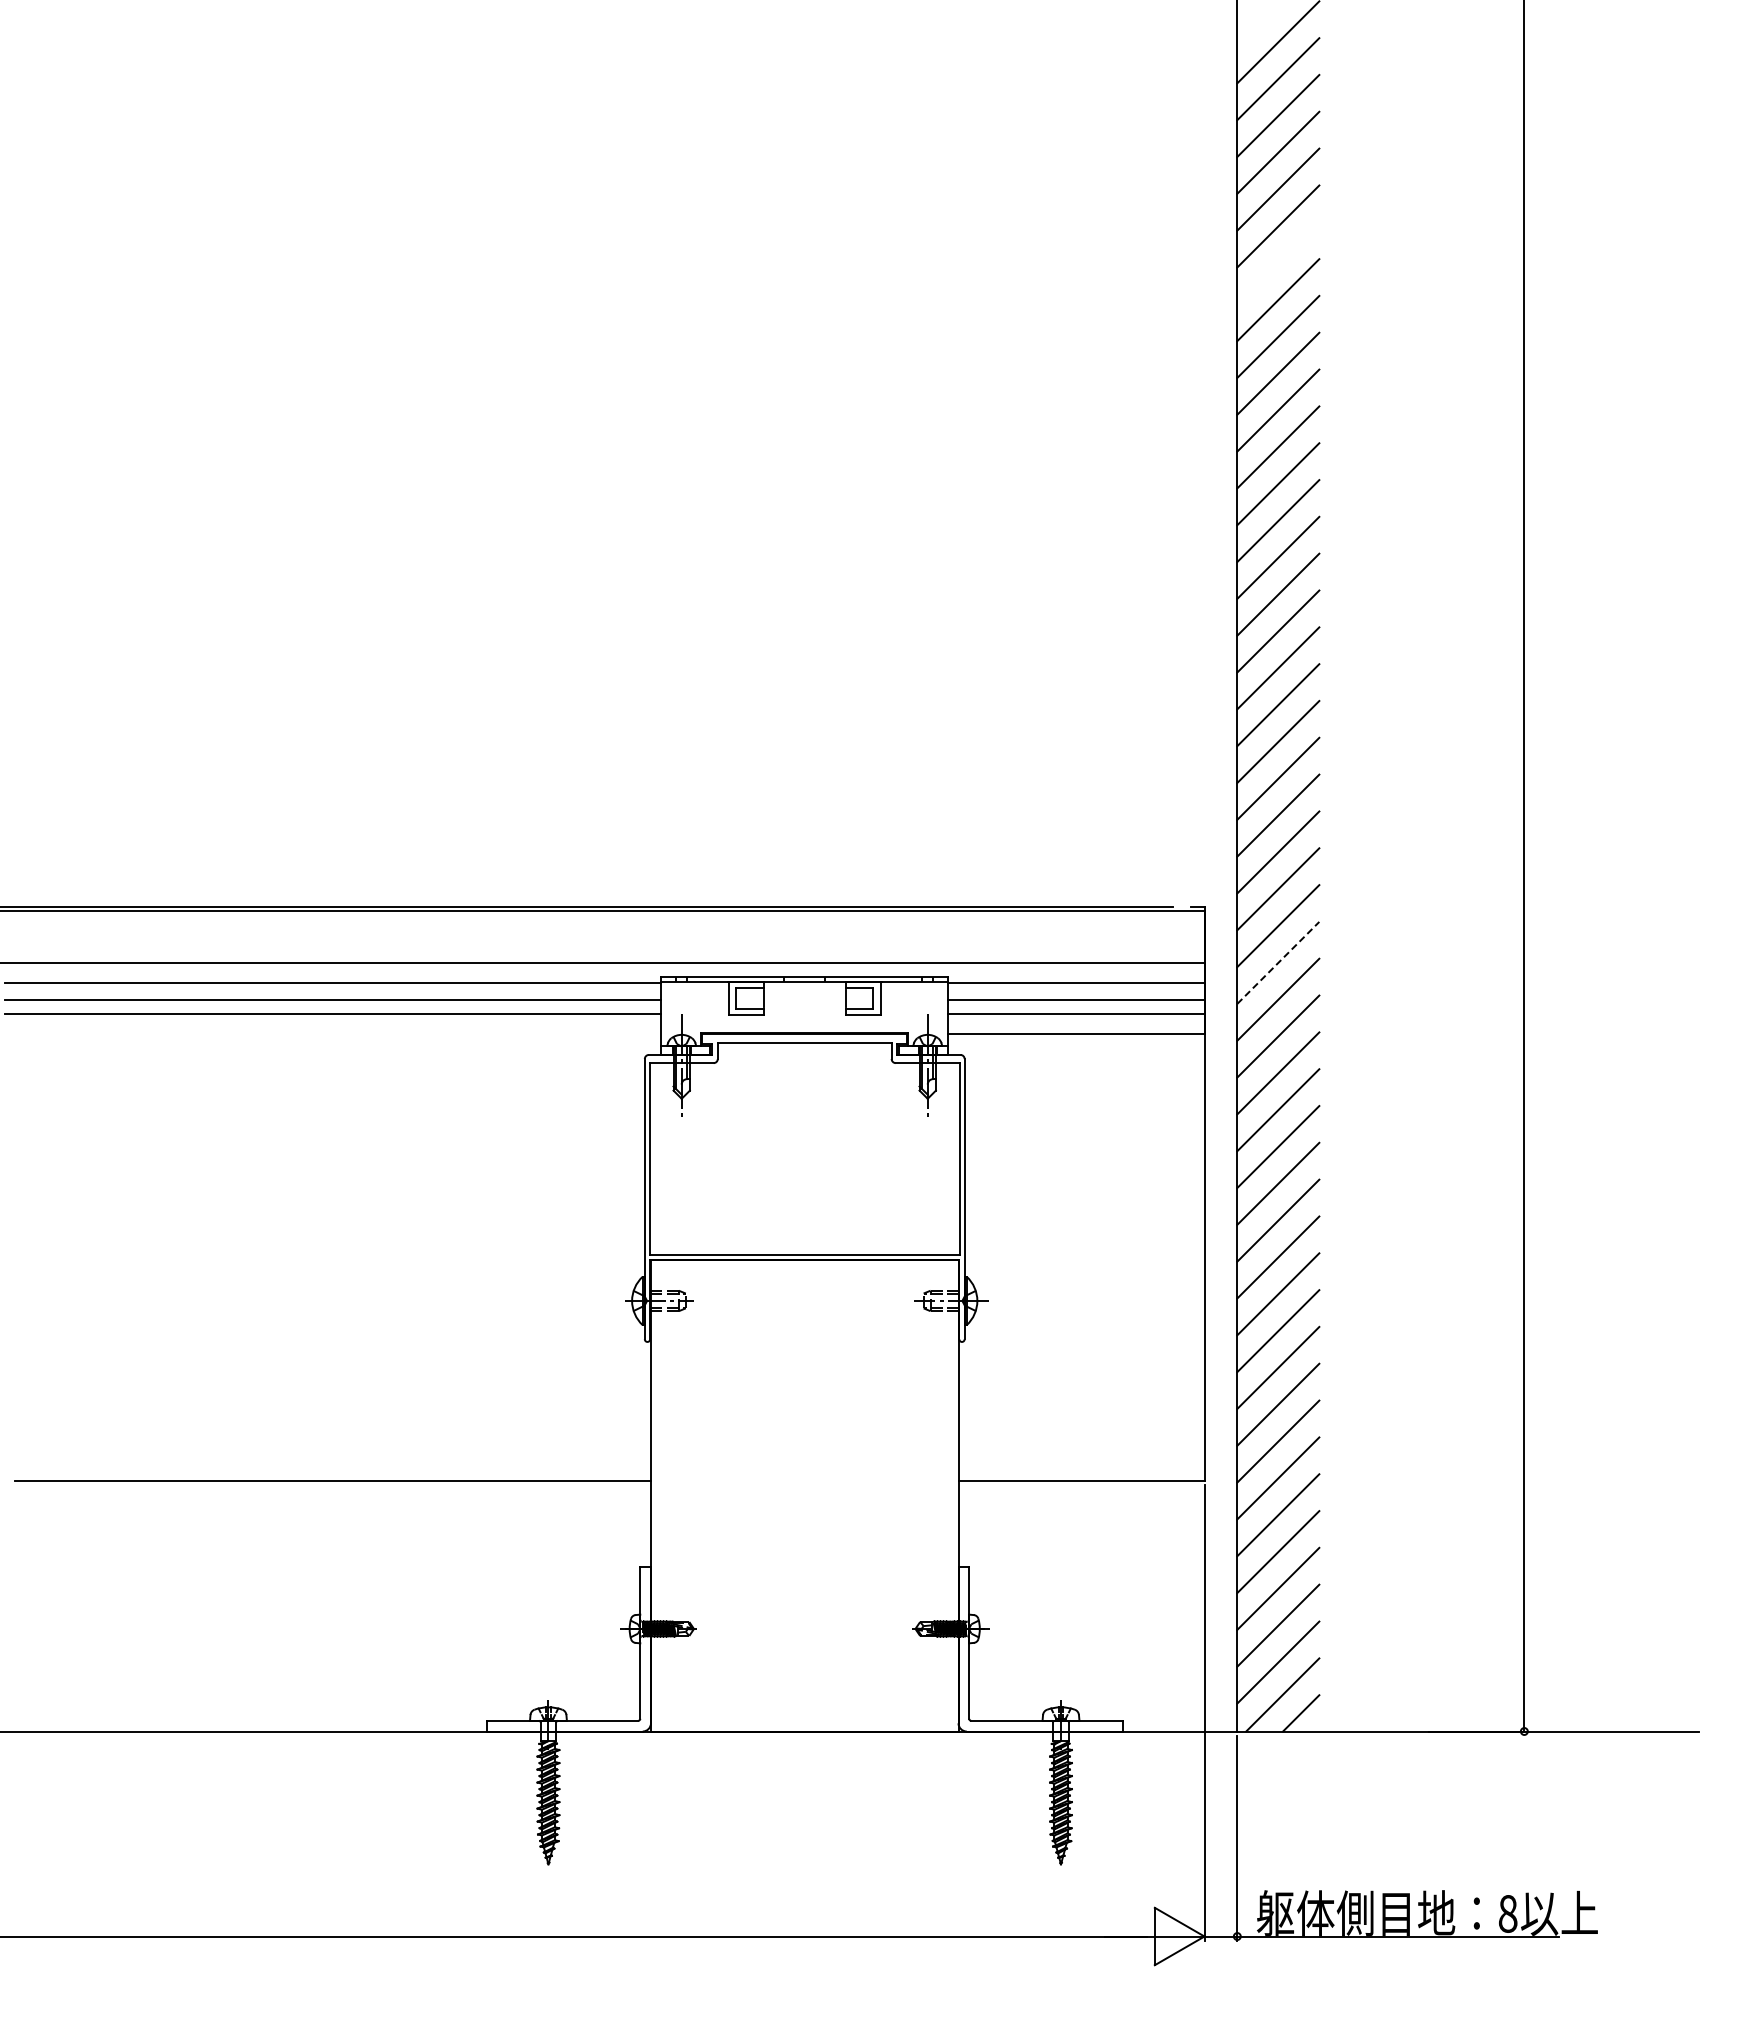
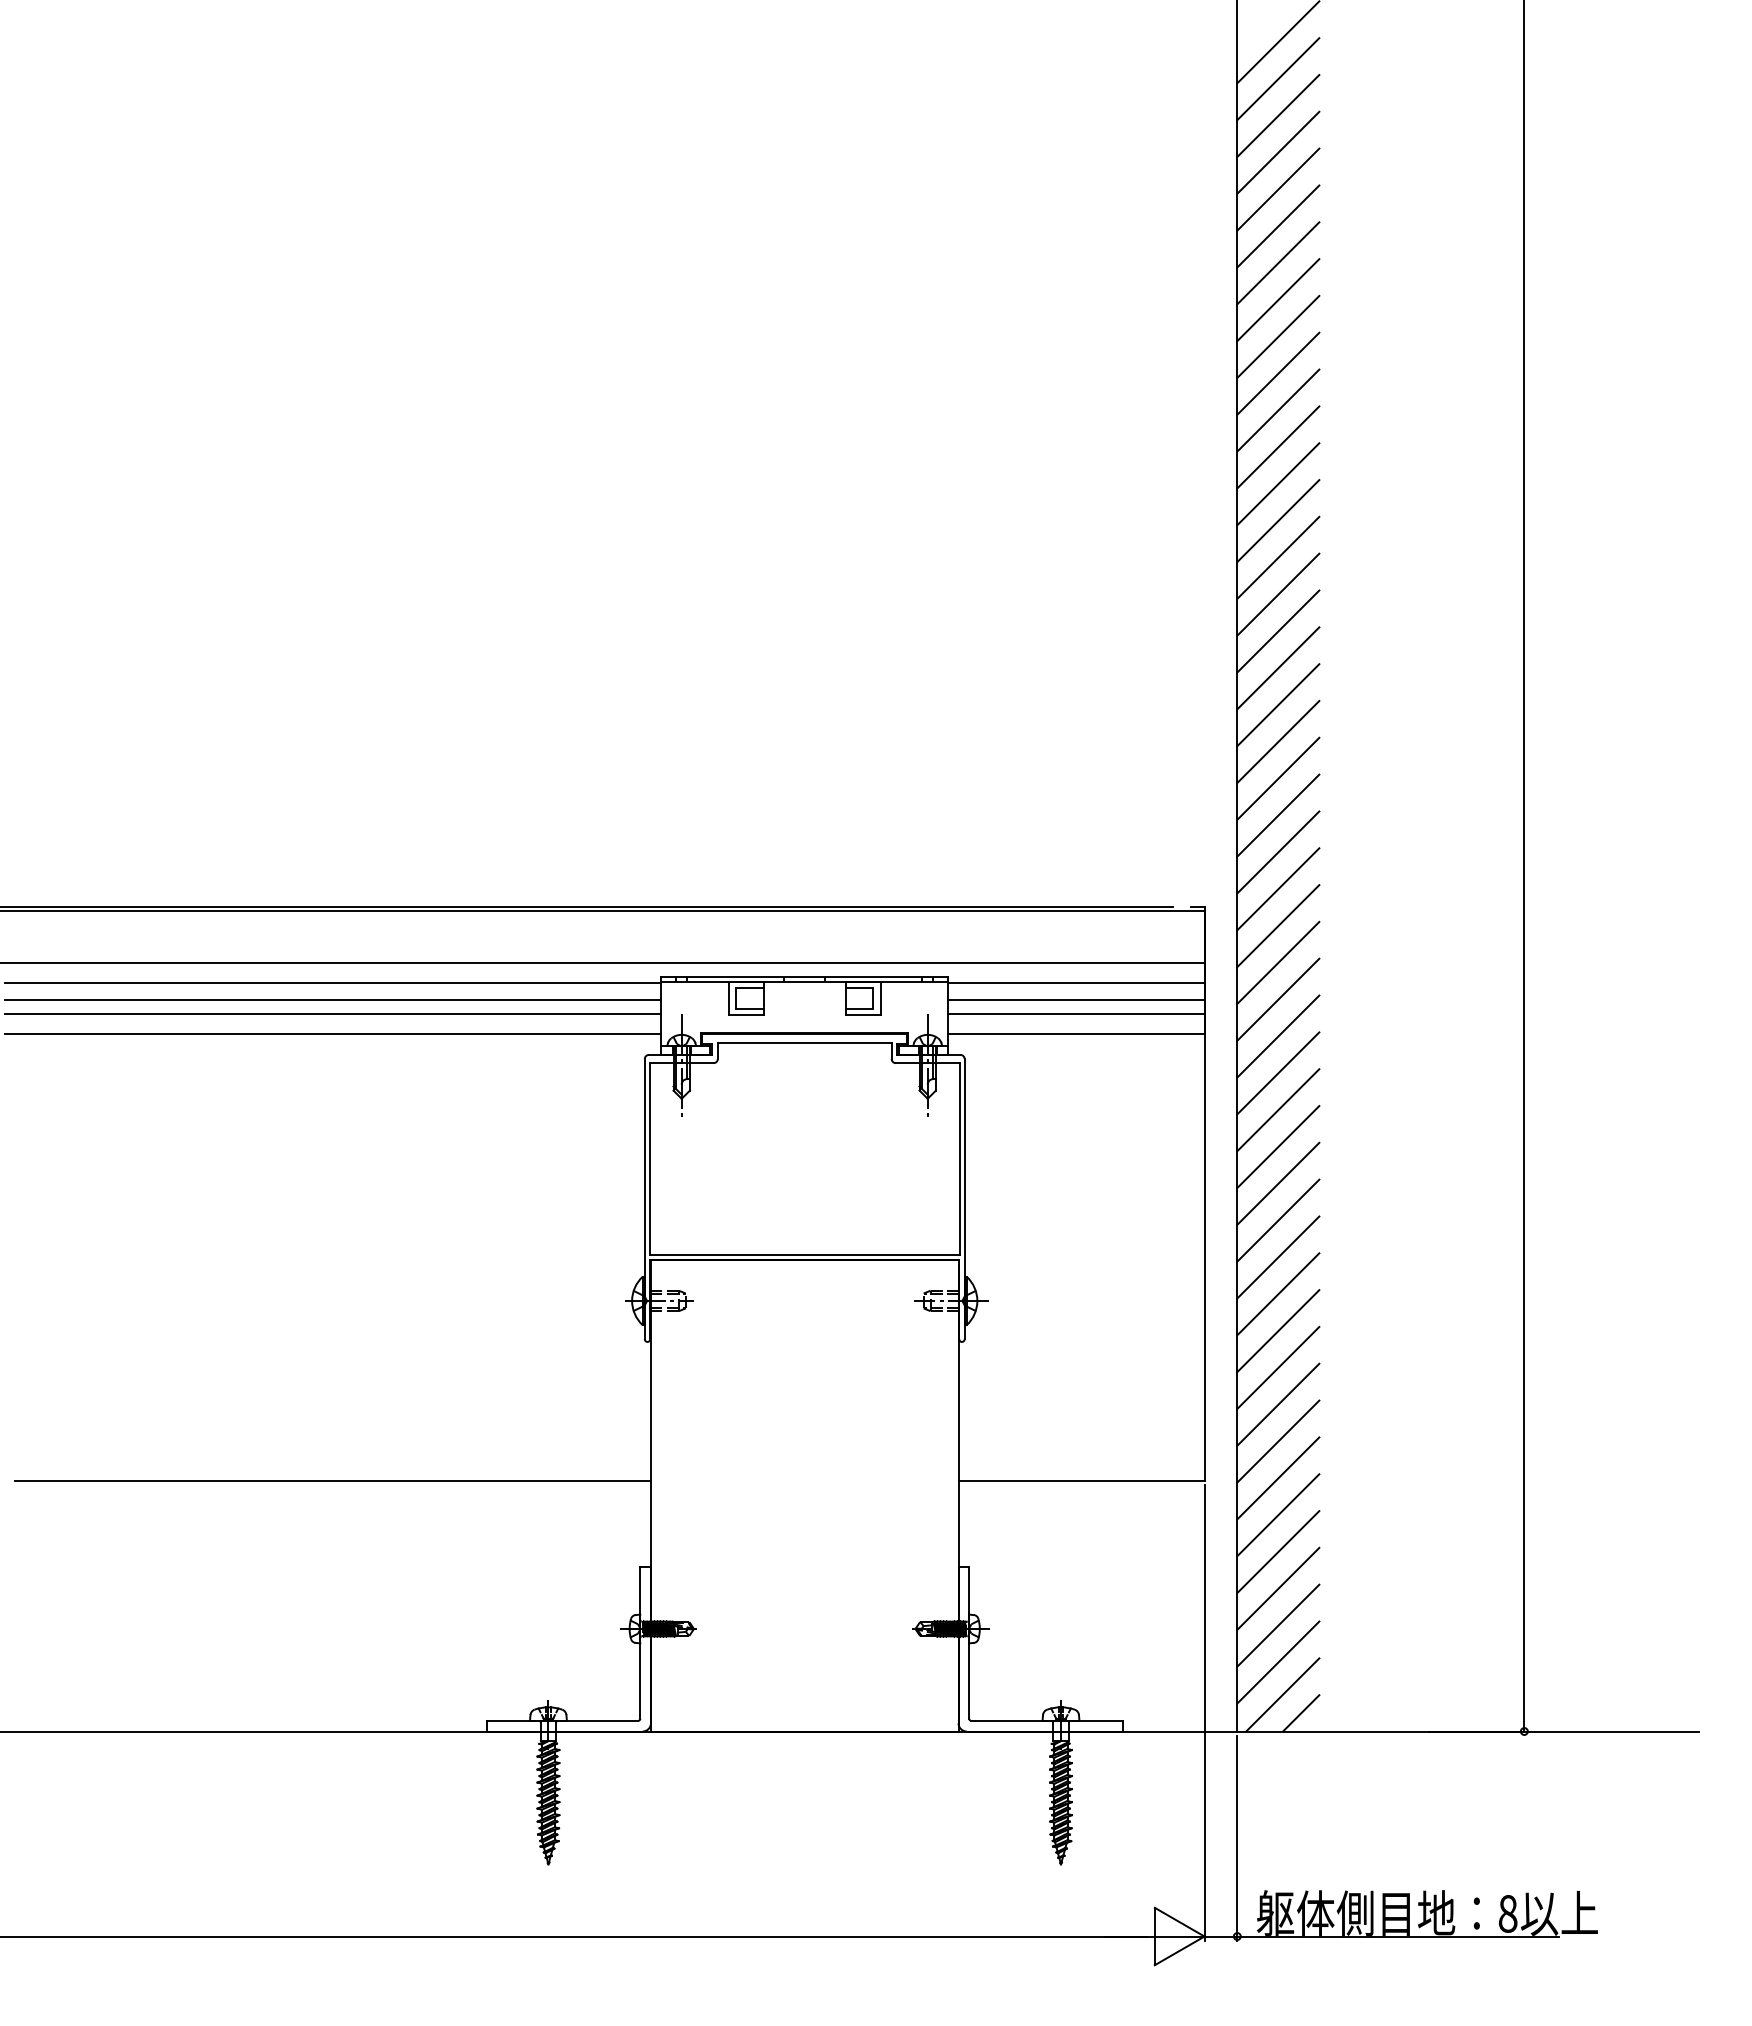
line: none -> present (1278, 263)
line: dashed -> solid (1278, 962)
line: none -> present (333, 1034)
